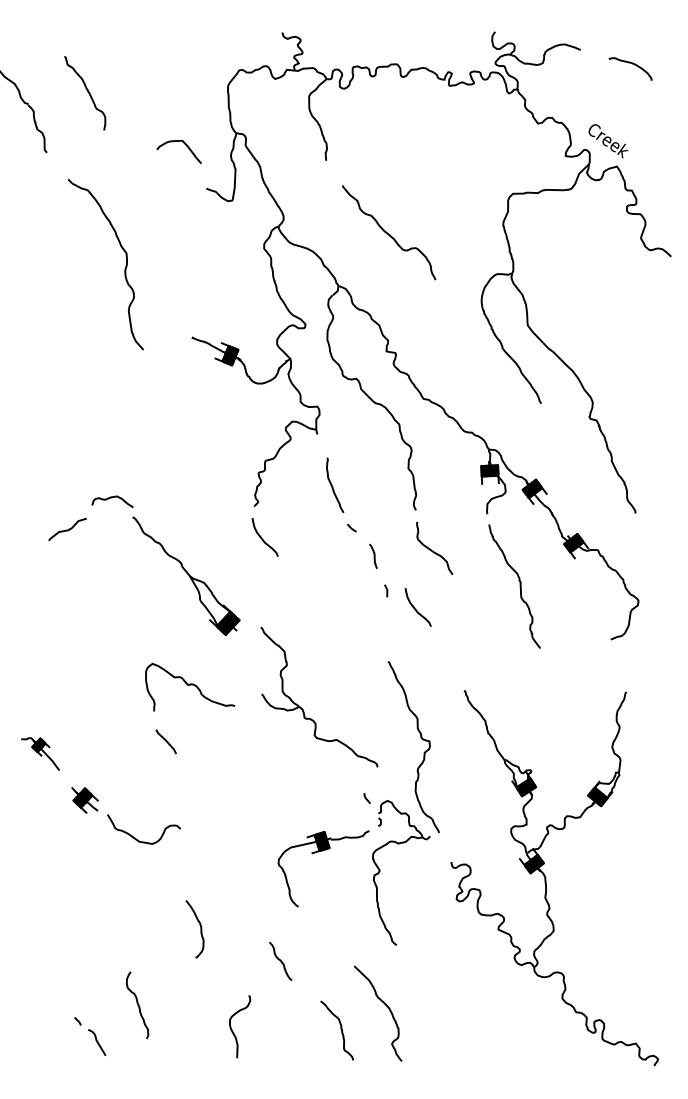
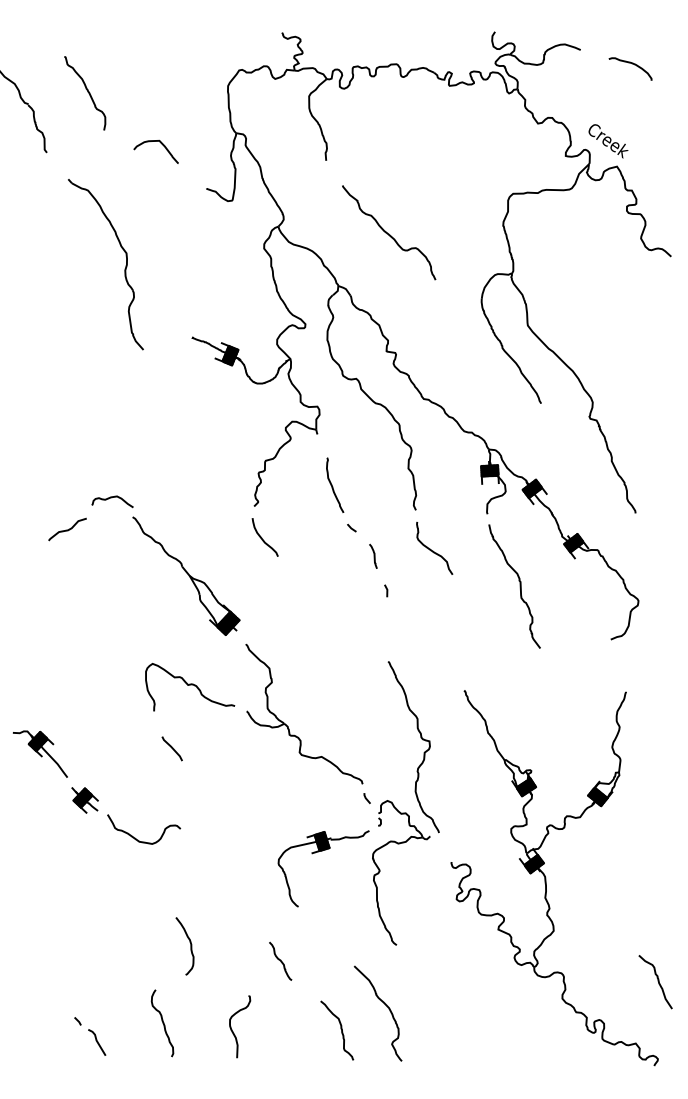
curve position: (184, 144) -> (161, 144) (161, 144)
curve: present -> none (415, 607)
part position: (303, 709) -> (288, 726) (288, 726)
line position: (165, 741) -> (171, 748) (171, 748)
part size: 39x34 px -> 55x48 px (40, 753)
curve position: (200, 929) -> (190, 946) (190, 946)
curve: none -> present (657, 981)
curve position: (137, 1005) -> (162, 1023) (162, 1023)
